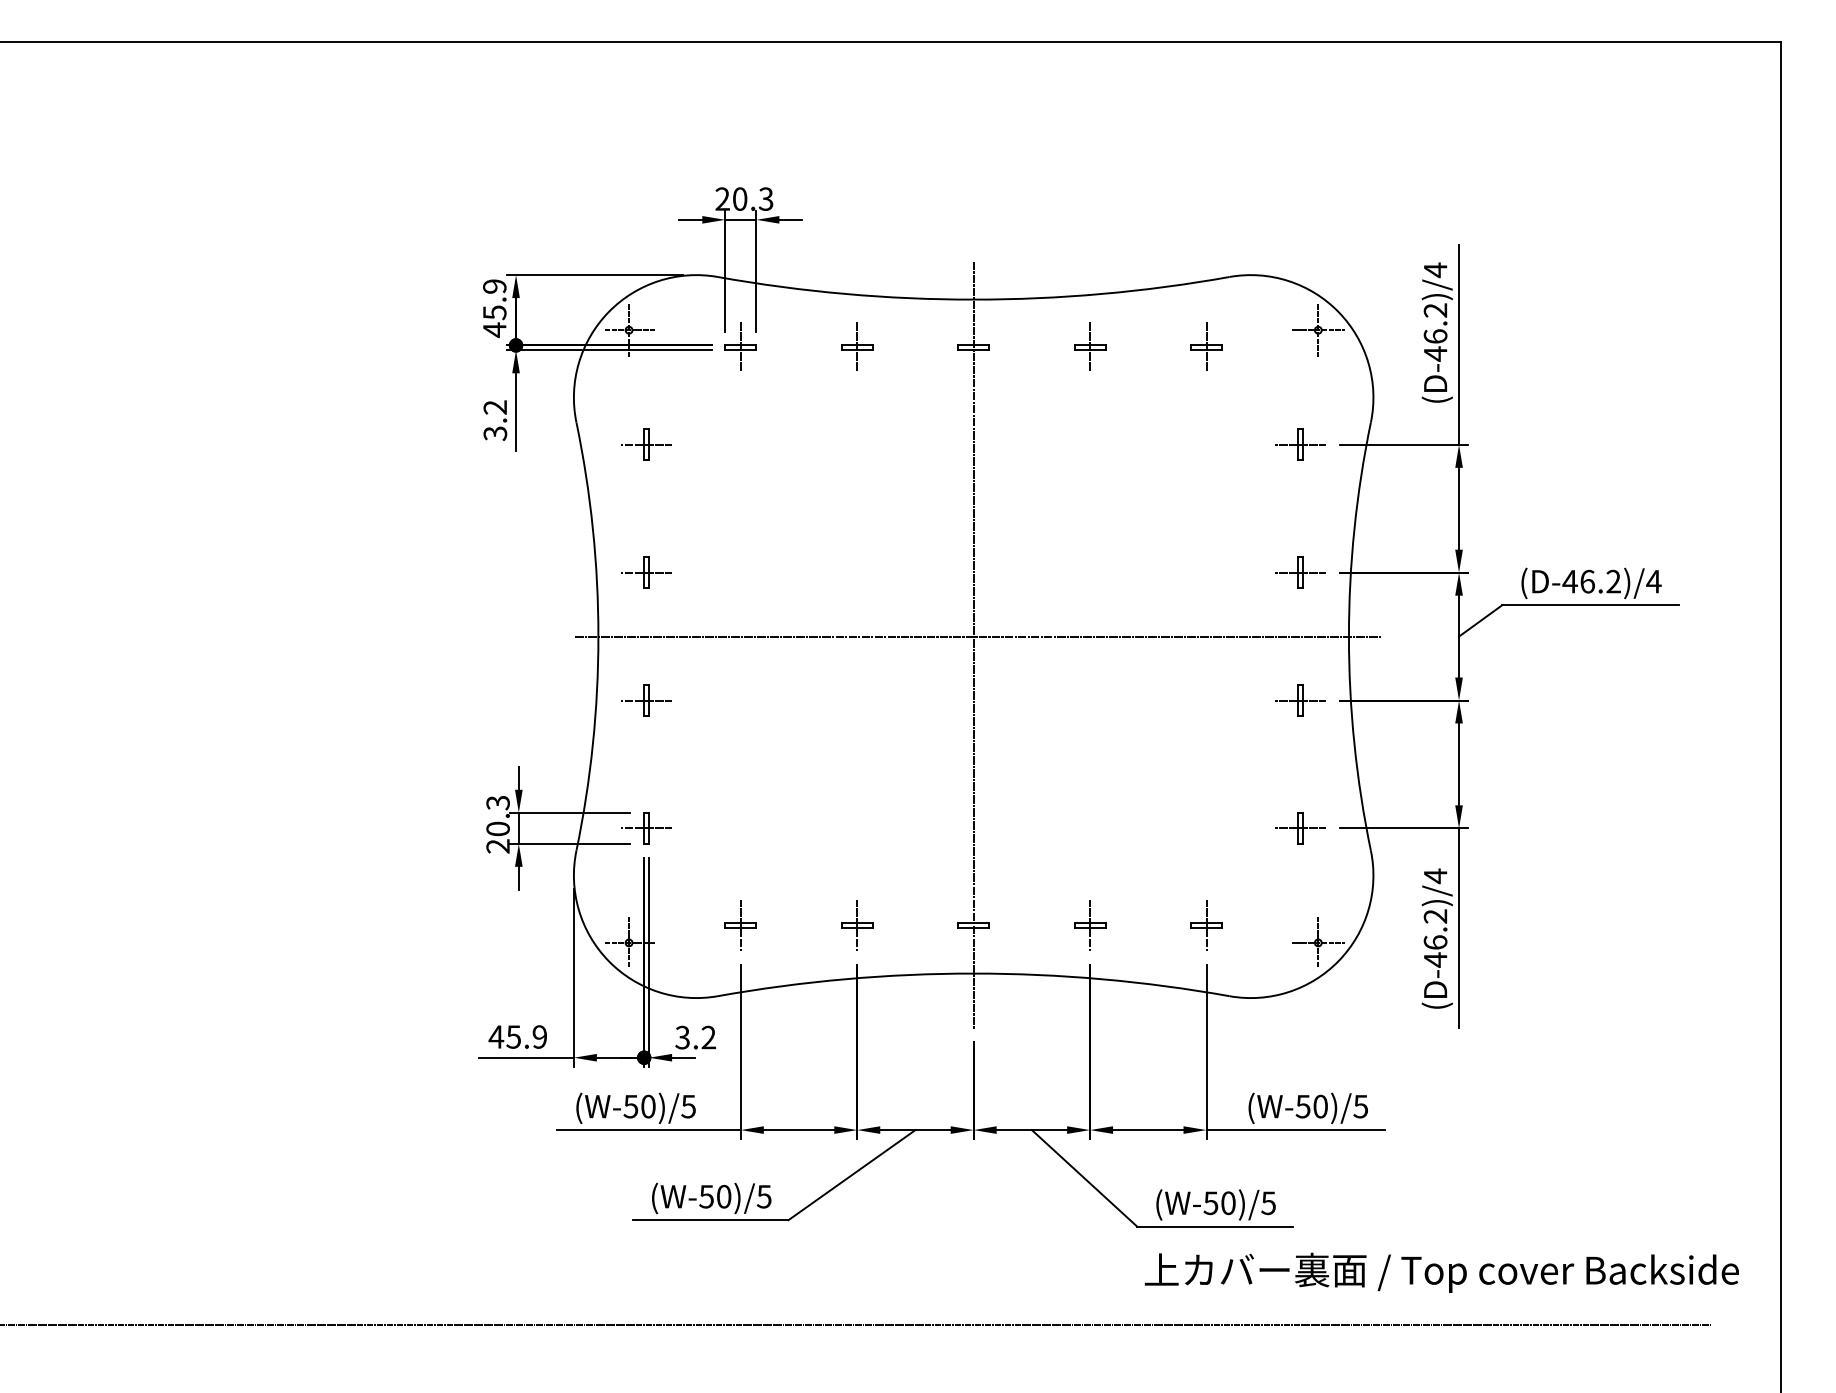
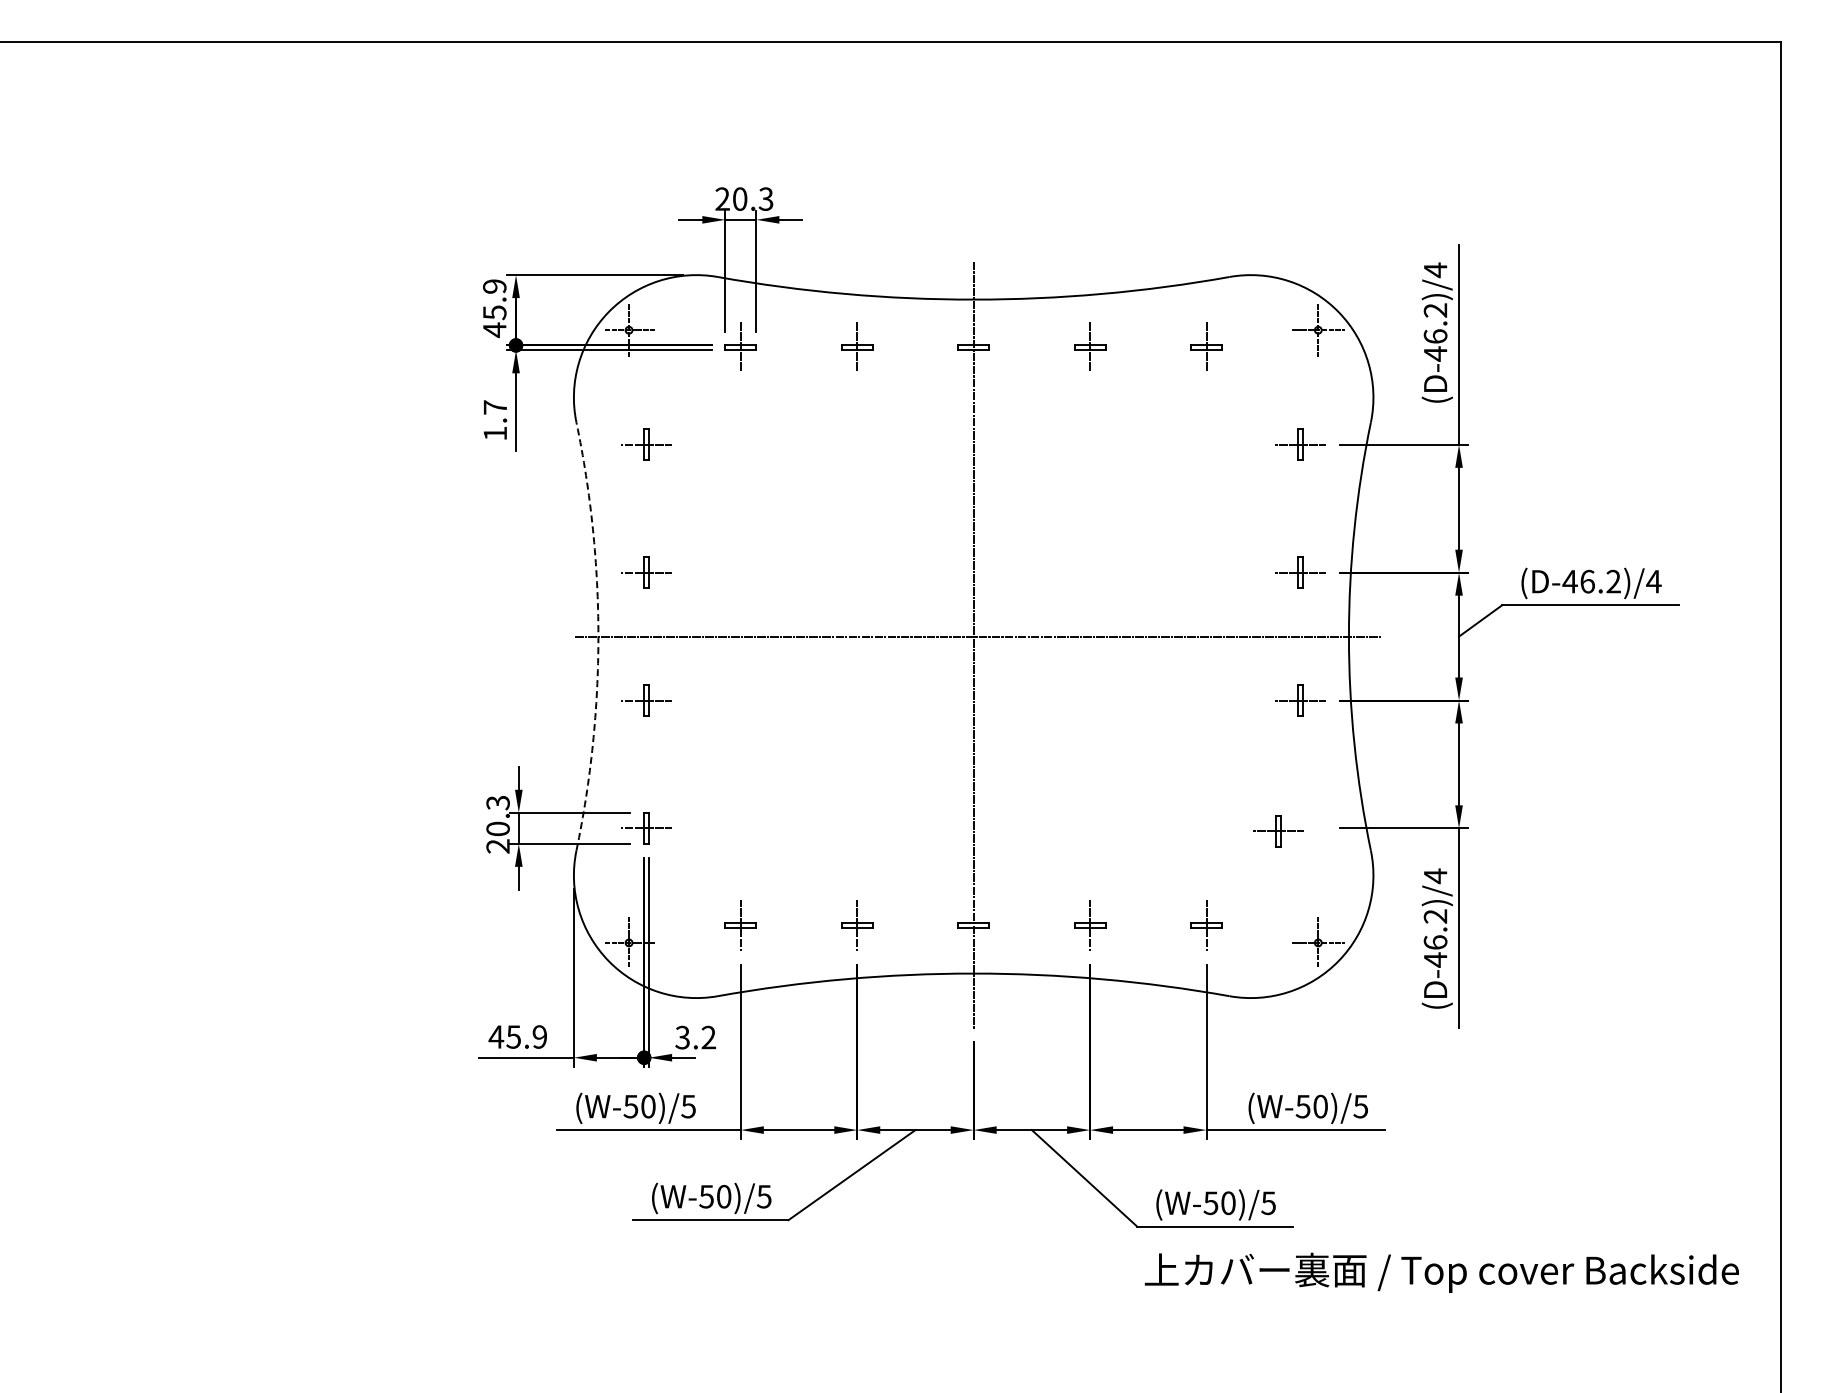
text: 3.2 -> 1.7 (495, 420)
arc: solid -> dashed (598, 636)
part position: (1300, 828) -> (1278, 831) (1278, 831)
line: present -> none (857, 1325)
